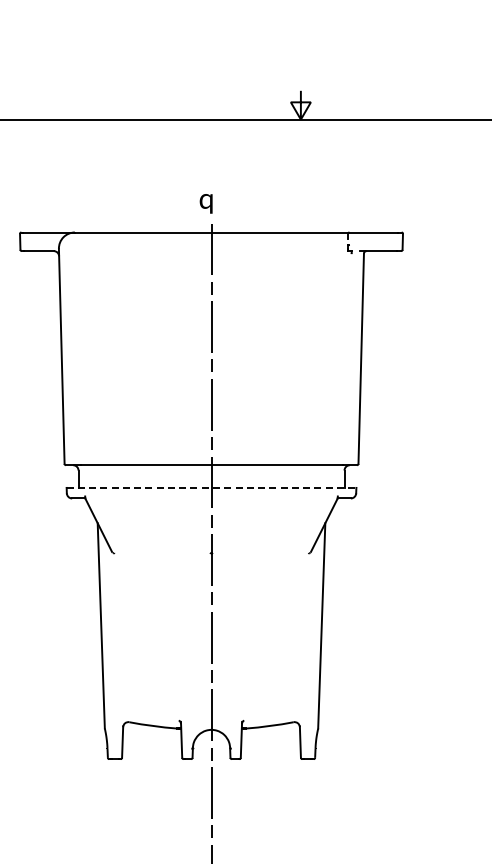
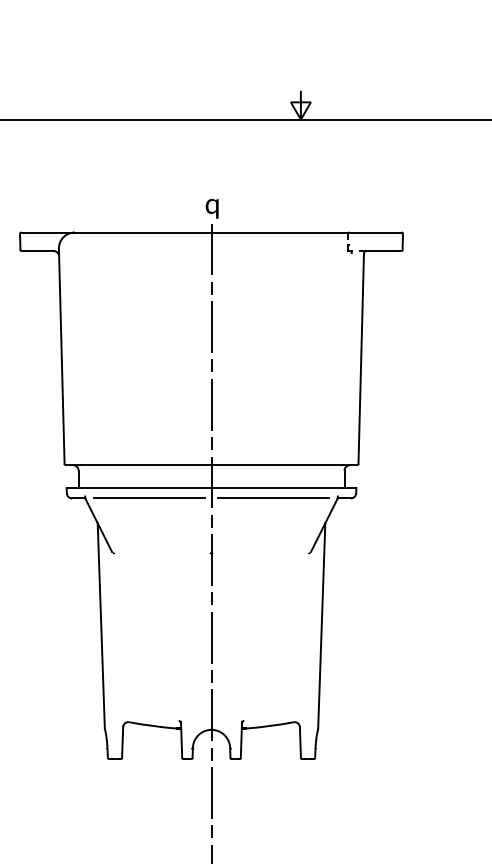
text position: (205, 203) -> (211, 208) (211, 208)
line: dashed -> solid (211, 487)
line: none -> present (149, 498)
line: none -> present (273, 498)
